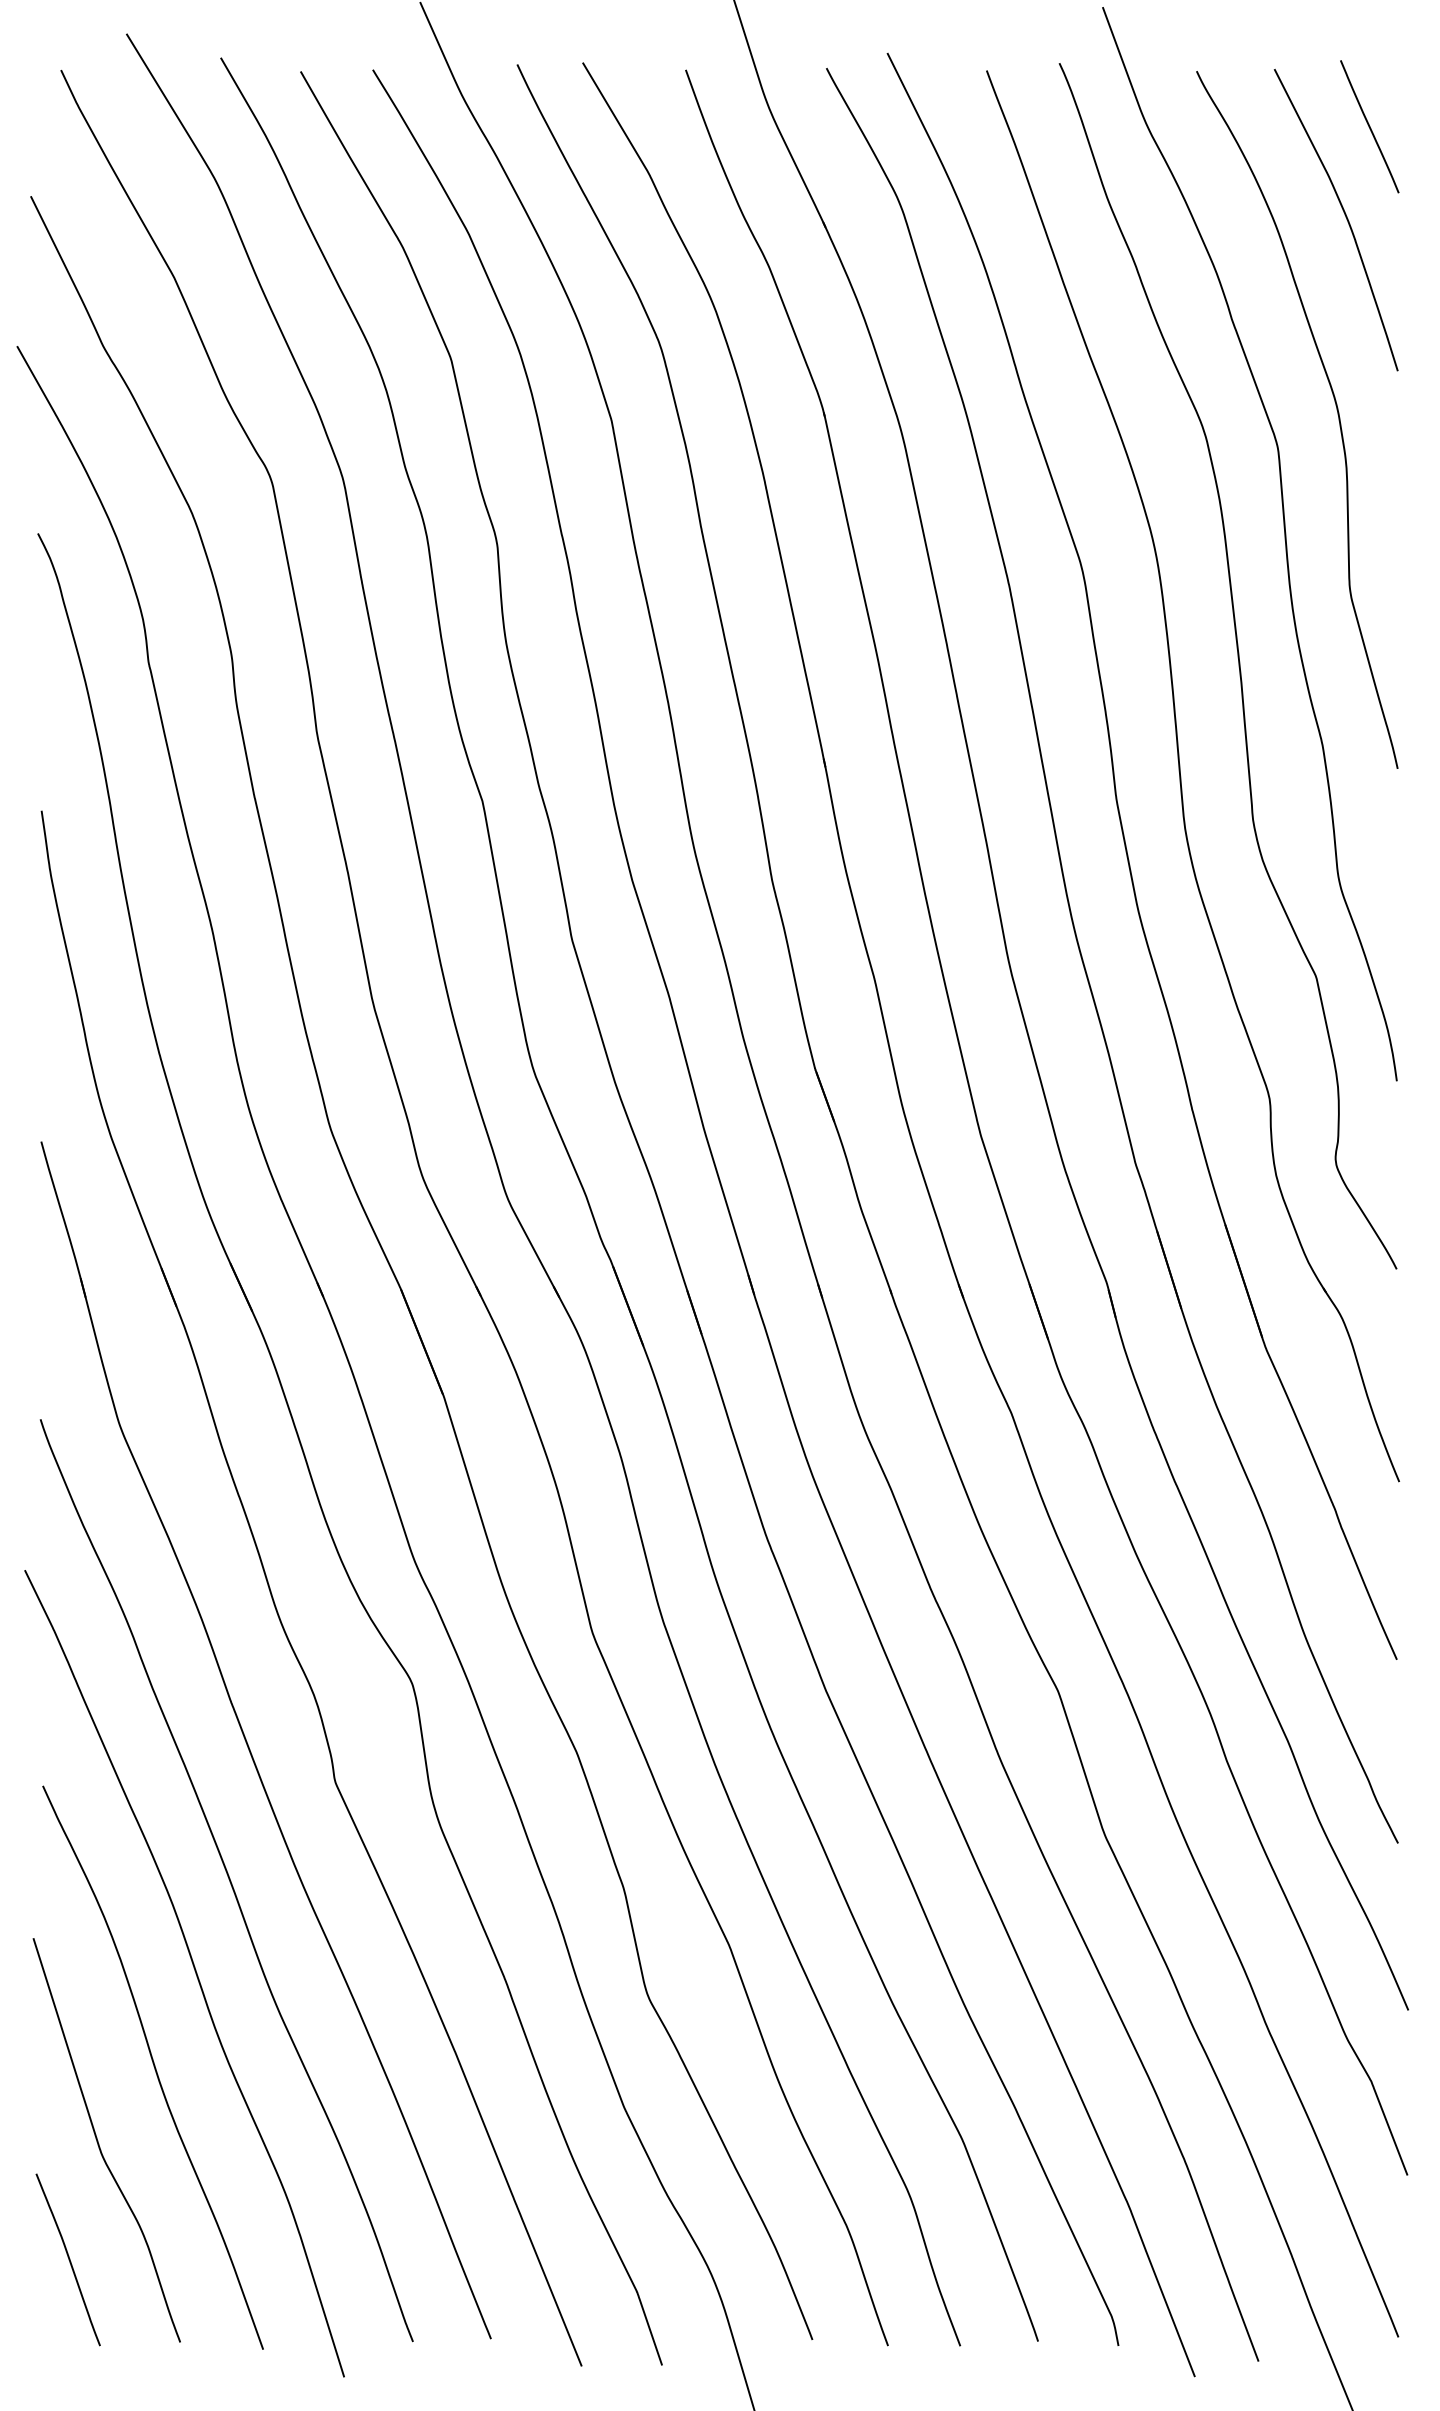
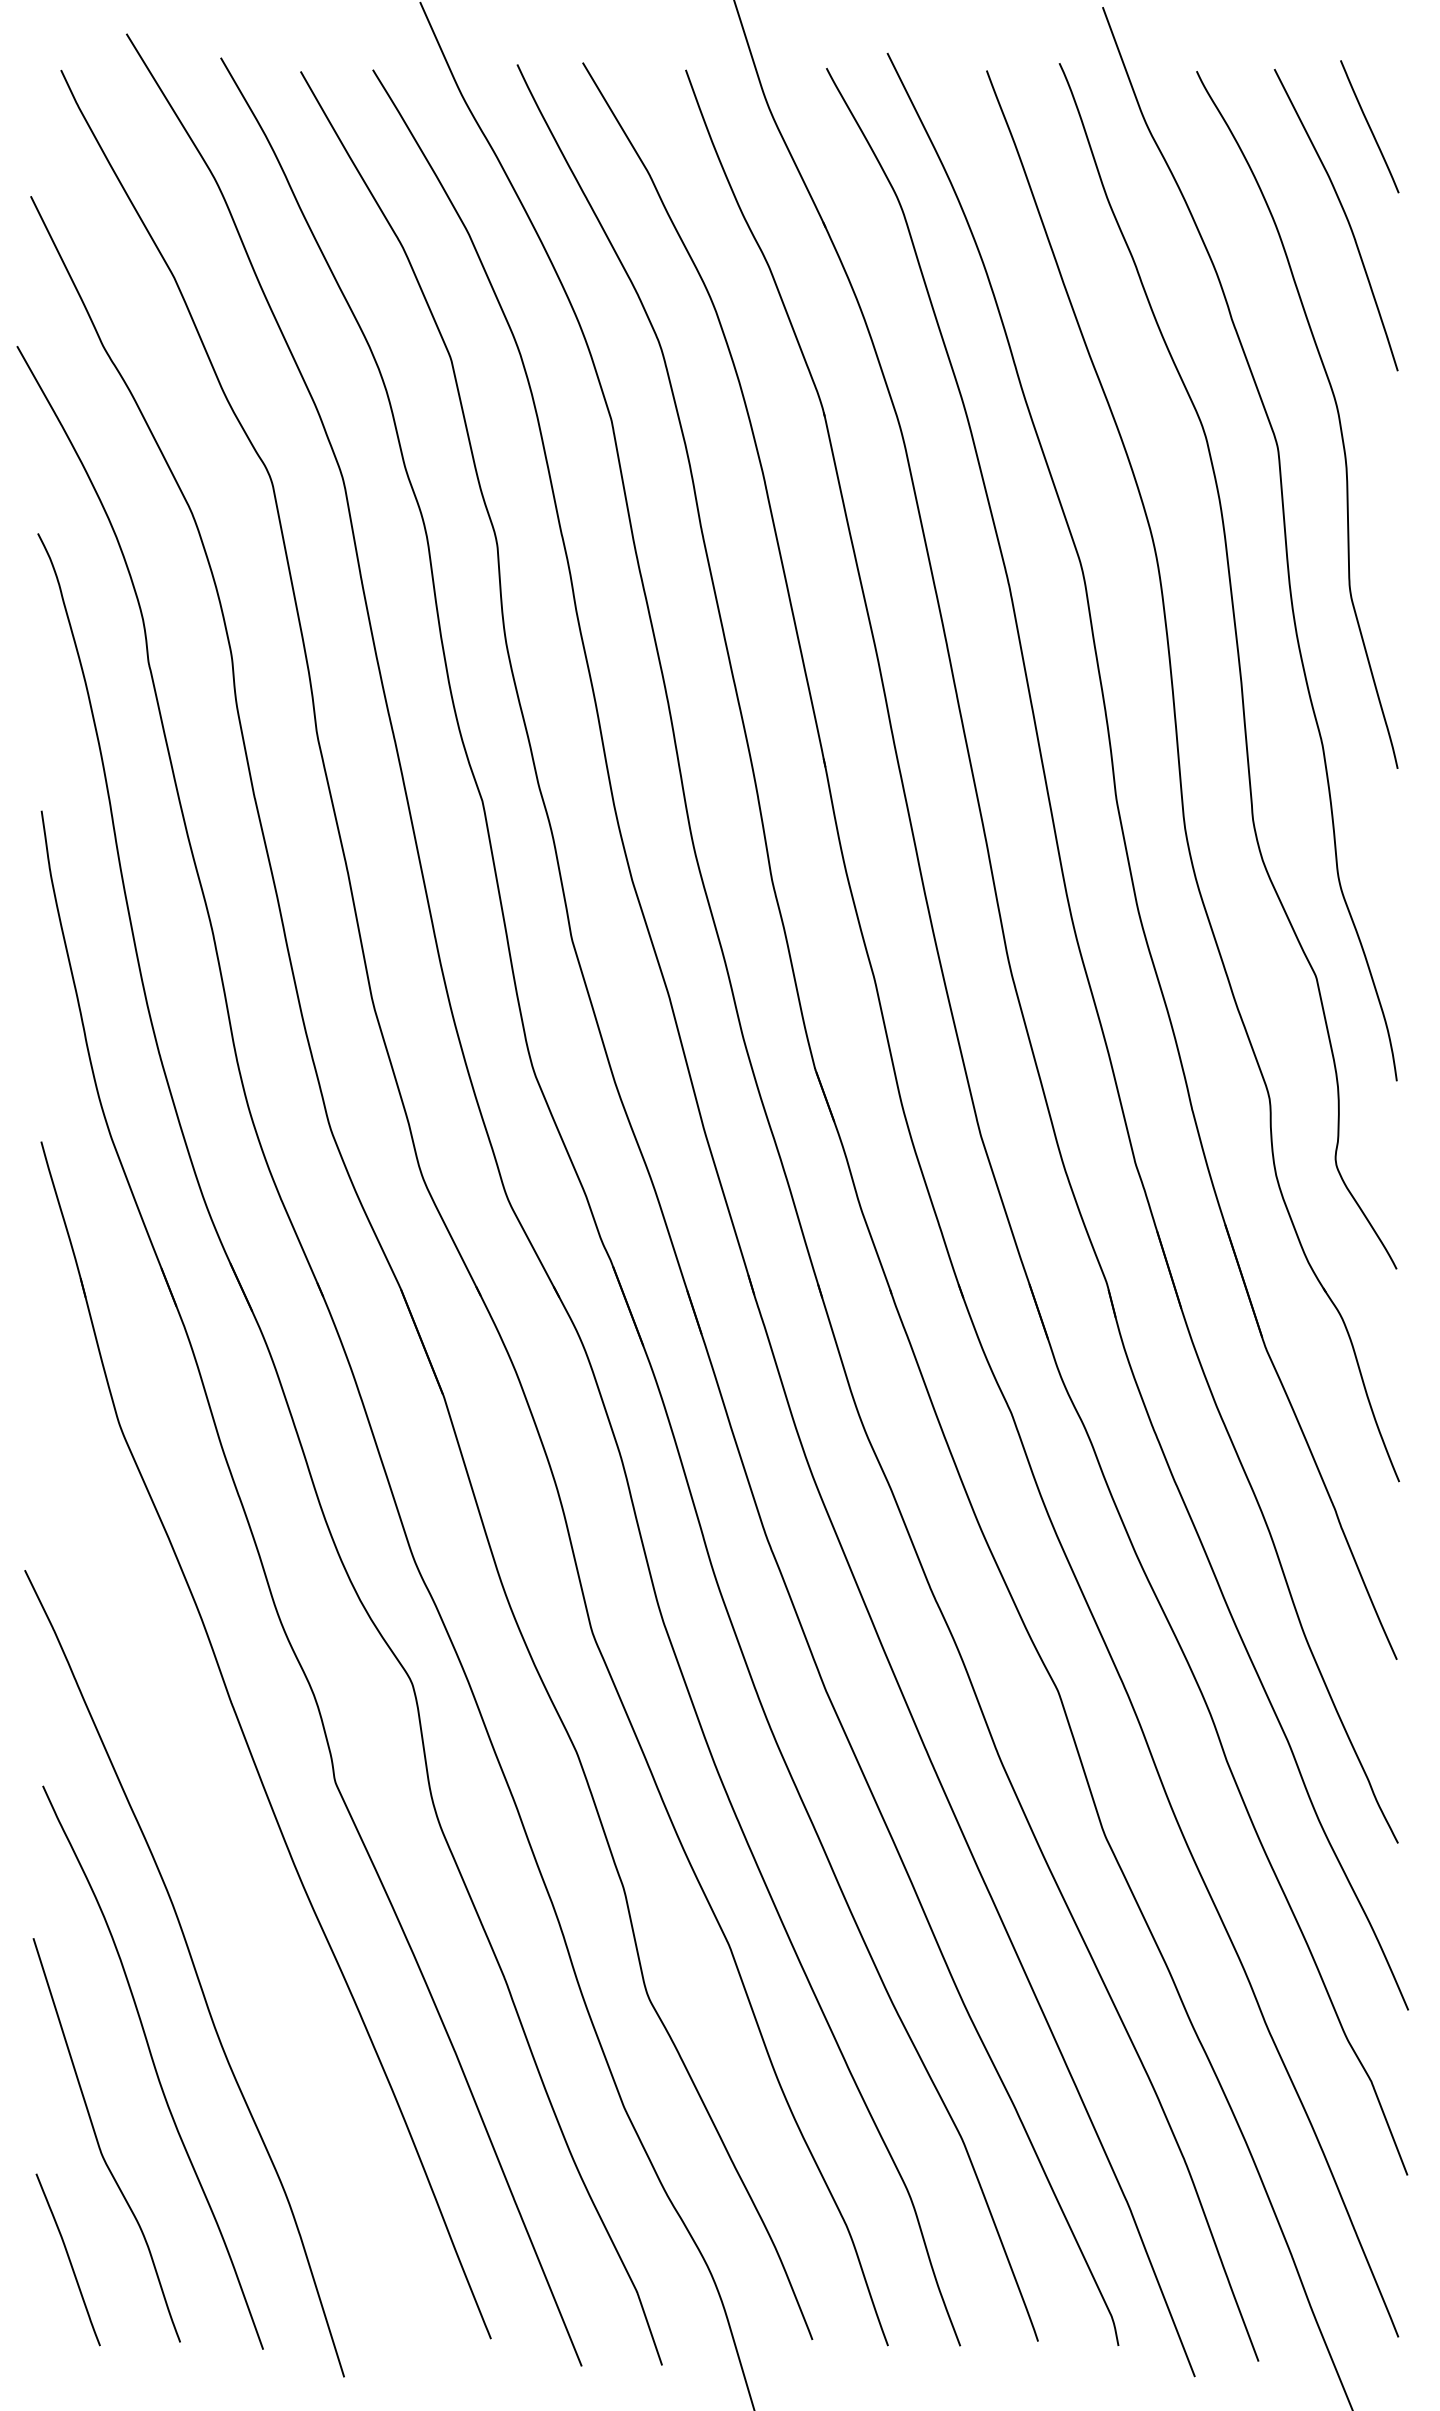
curve: present -> none (228, 1879)
